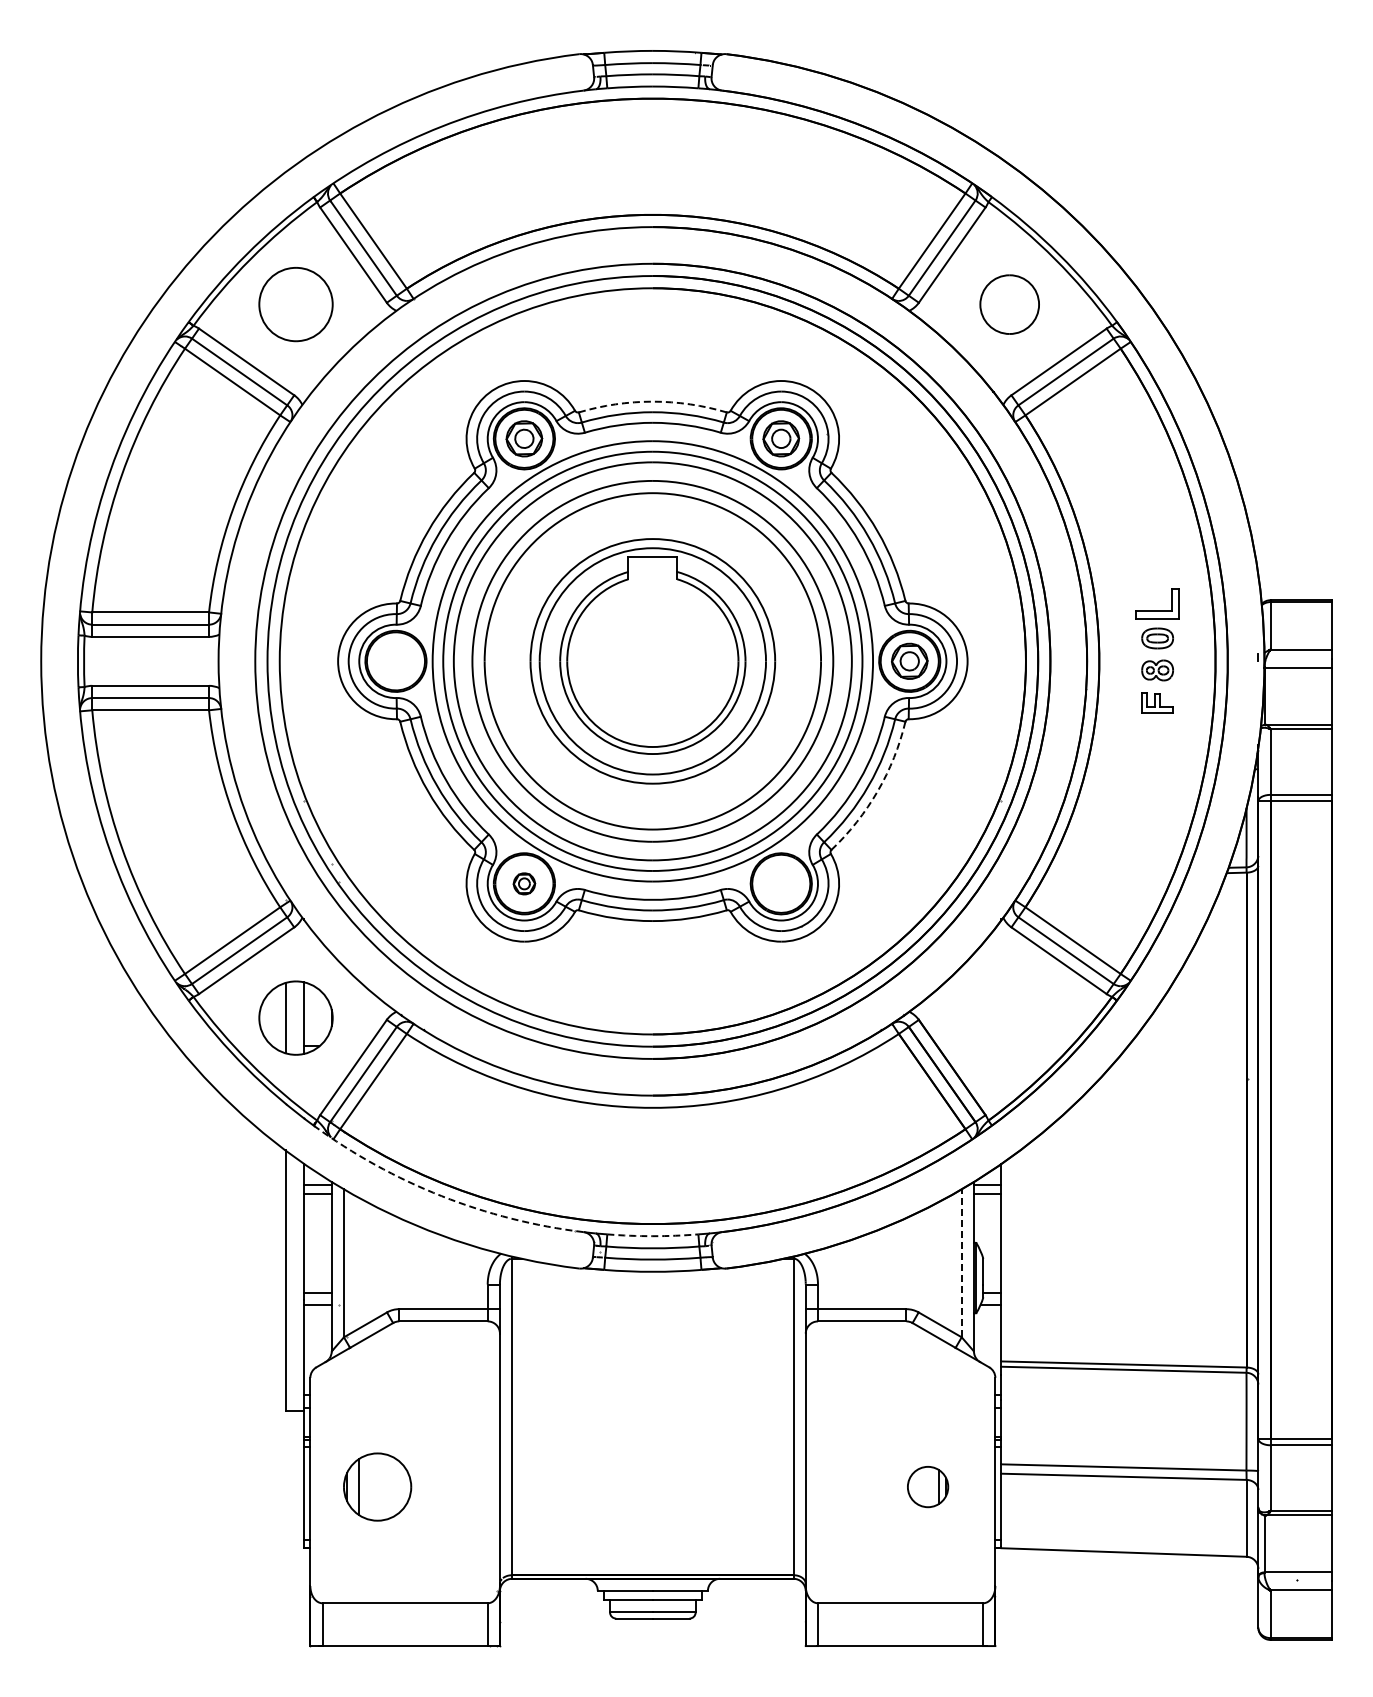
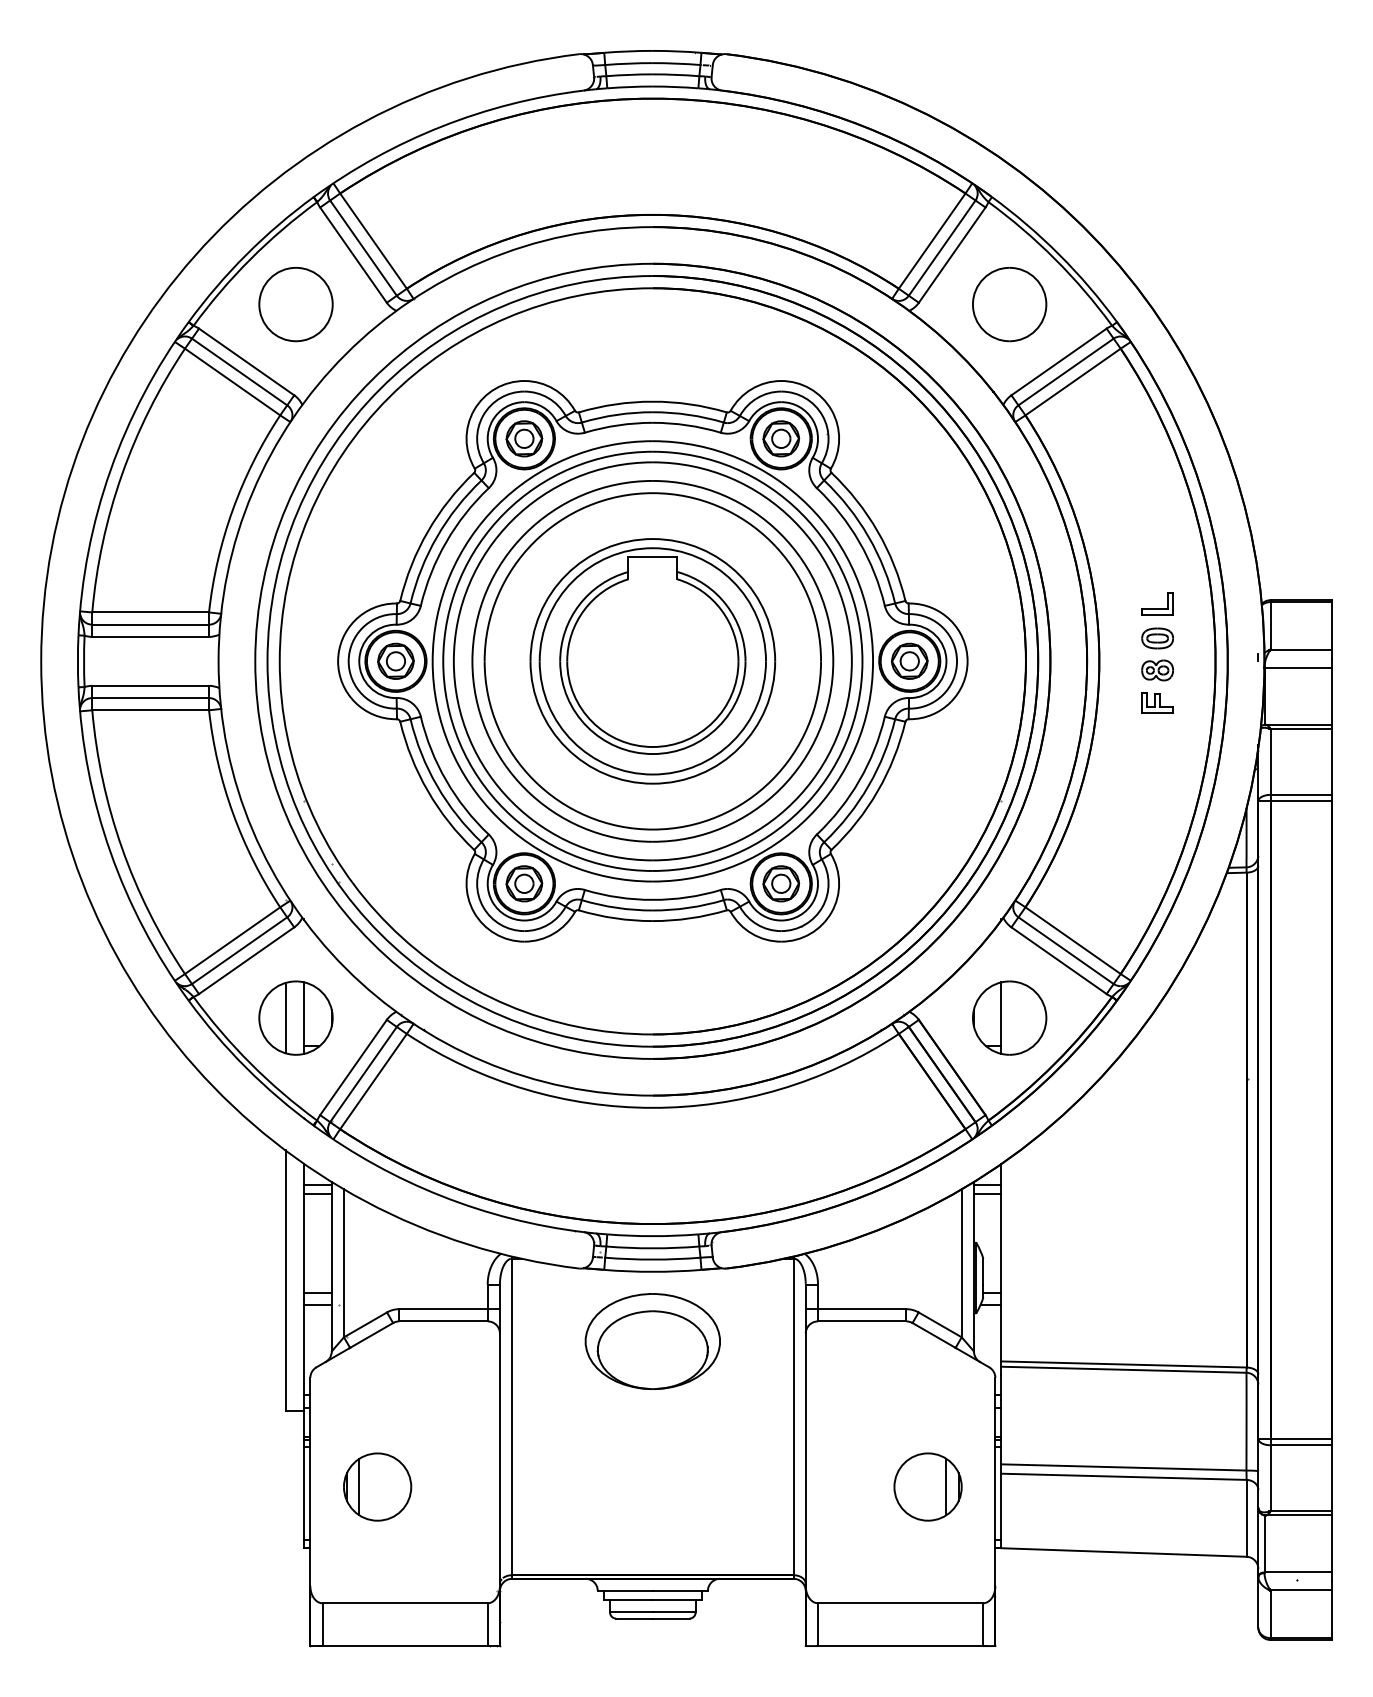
part size: 61x61 px -> 76x76 px (1009, 304)
arc: dashed -> solid (652, 401)
part size: 45x32 px -> 33x24 px (1157, 603)
part: none -> present (395, 660)
arc: dashed -> solid (877, 791)
part size: 25x24 px -> 39x38 px (524, 883)
part: none -> present (781, 883)
part: none -> present (1009, 1017)
arc: dashed -> solid (441, 1196)
arc: dashed -> solid (652, 1236)
line: dashed -> solid (961, 1262)
part: none -> present (652, 1341)
part size: 43x43 px -> 70x70 px (927, 1486)
